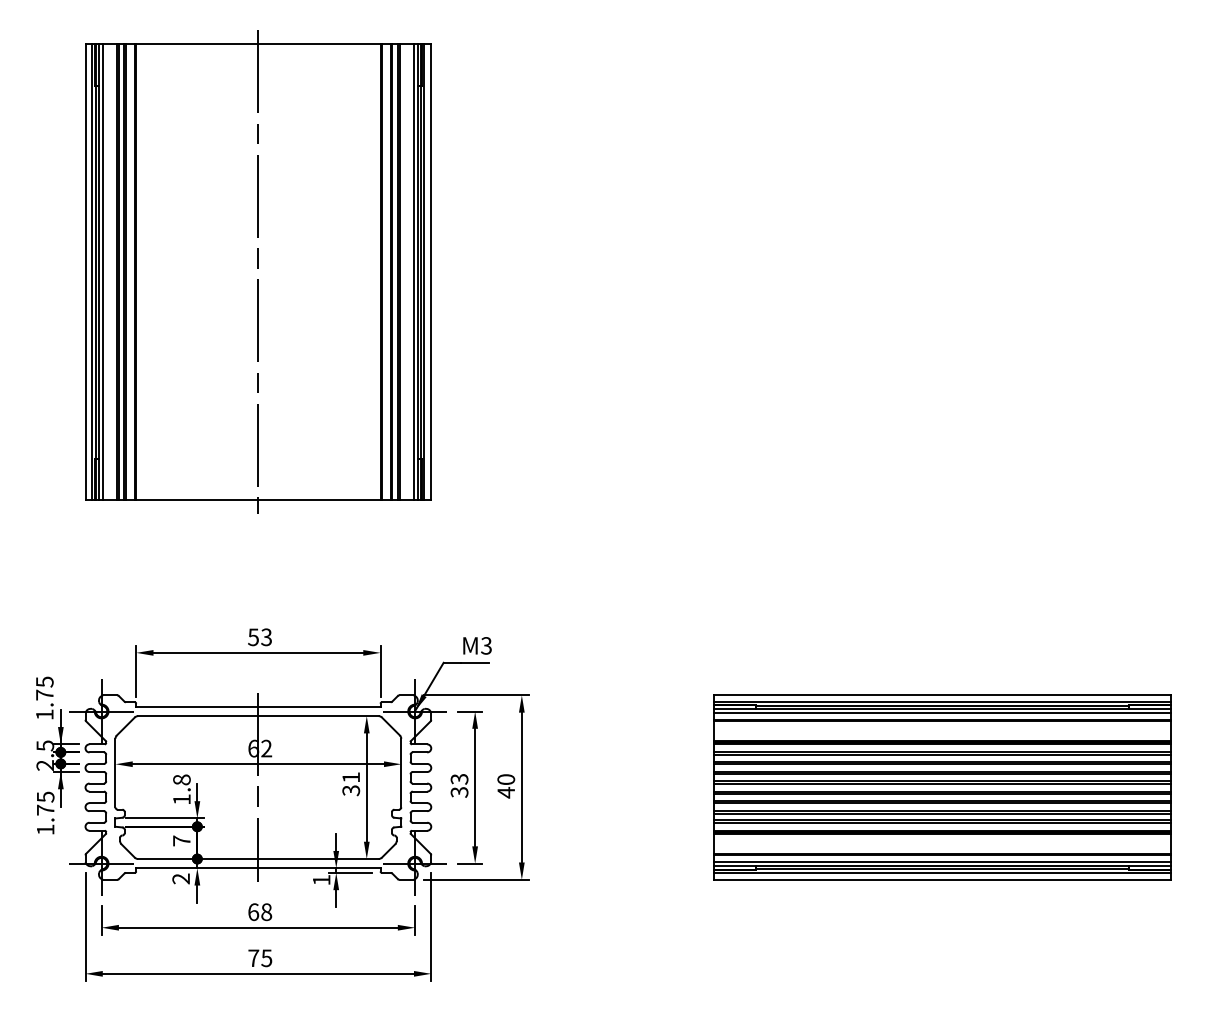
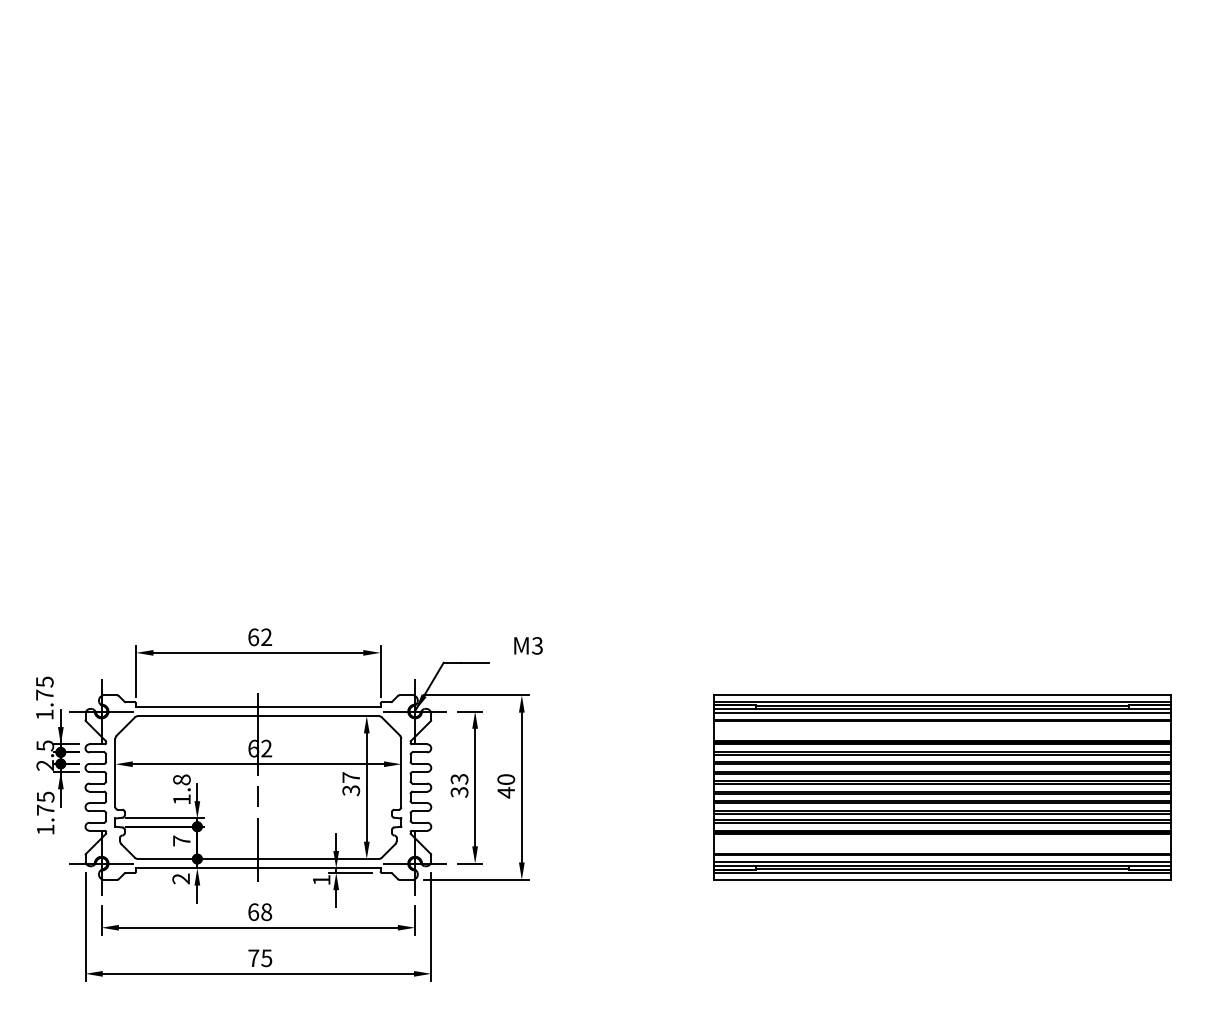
part: present -> none (258, 271)
text: 53 -> 62 (260, 637)
text position: (477, 645) -> (528, 645) (528, 645)
text: 31 -> 37 (350, 777)
